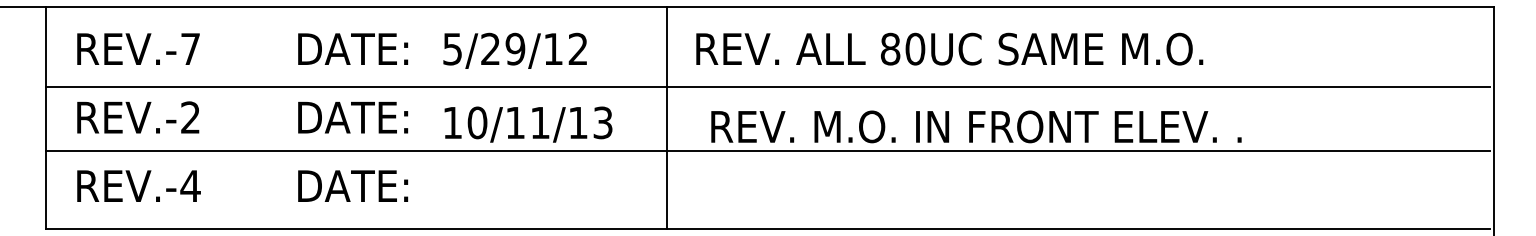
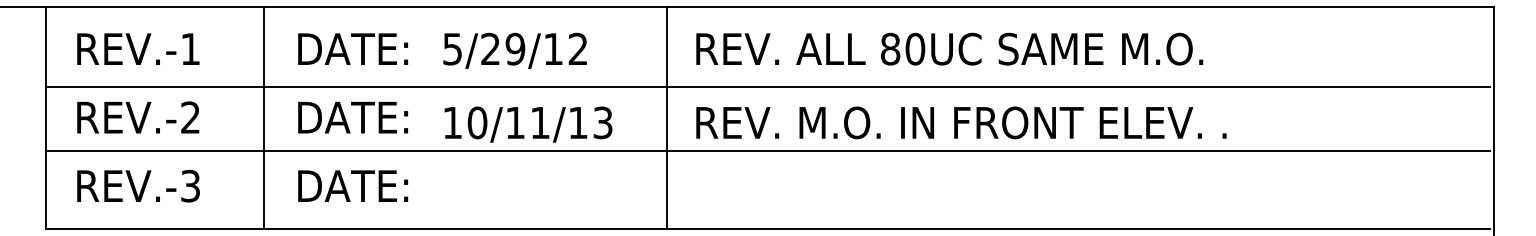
text: REV.-7 -> REV.-1 (190, 48)
line: none -> present (264, 117)
text position: (976, 126) -> (961, 122) (961, 122)
text: REV.-4 -> REV.-3 (190, 185)
